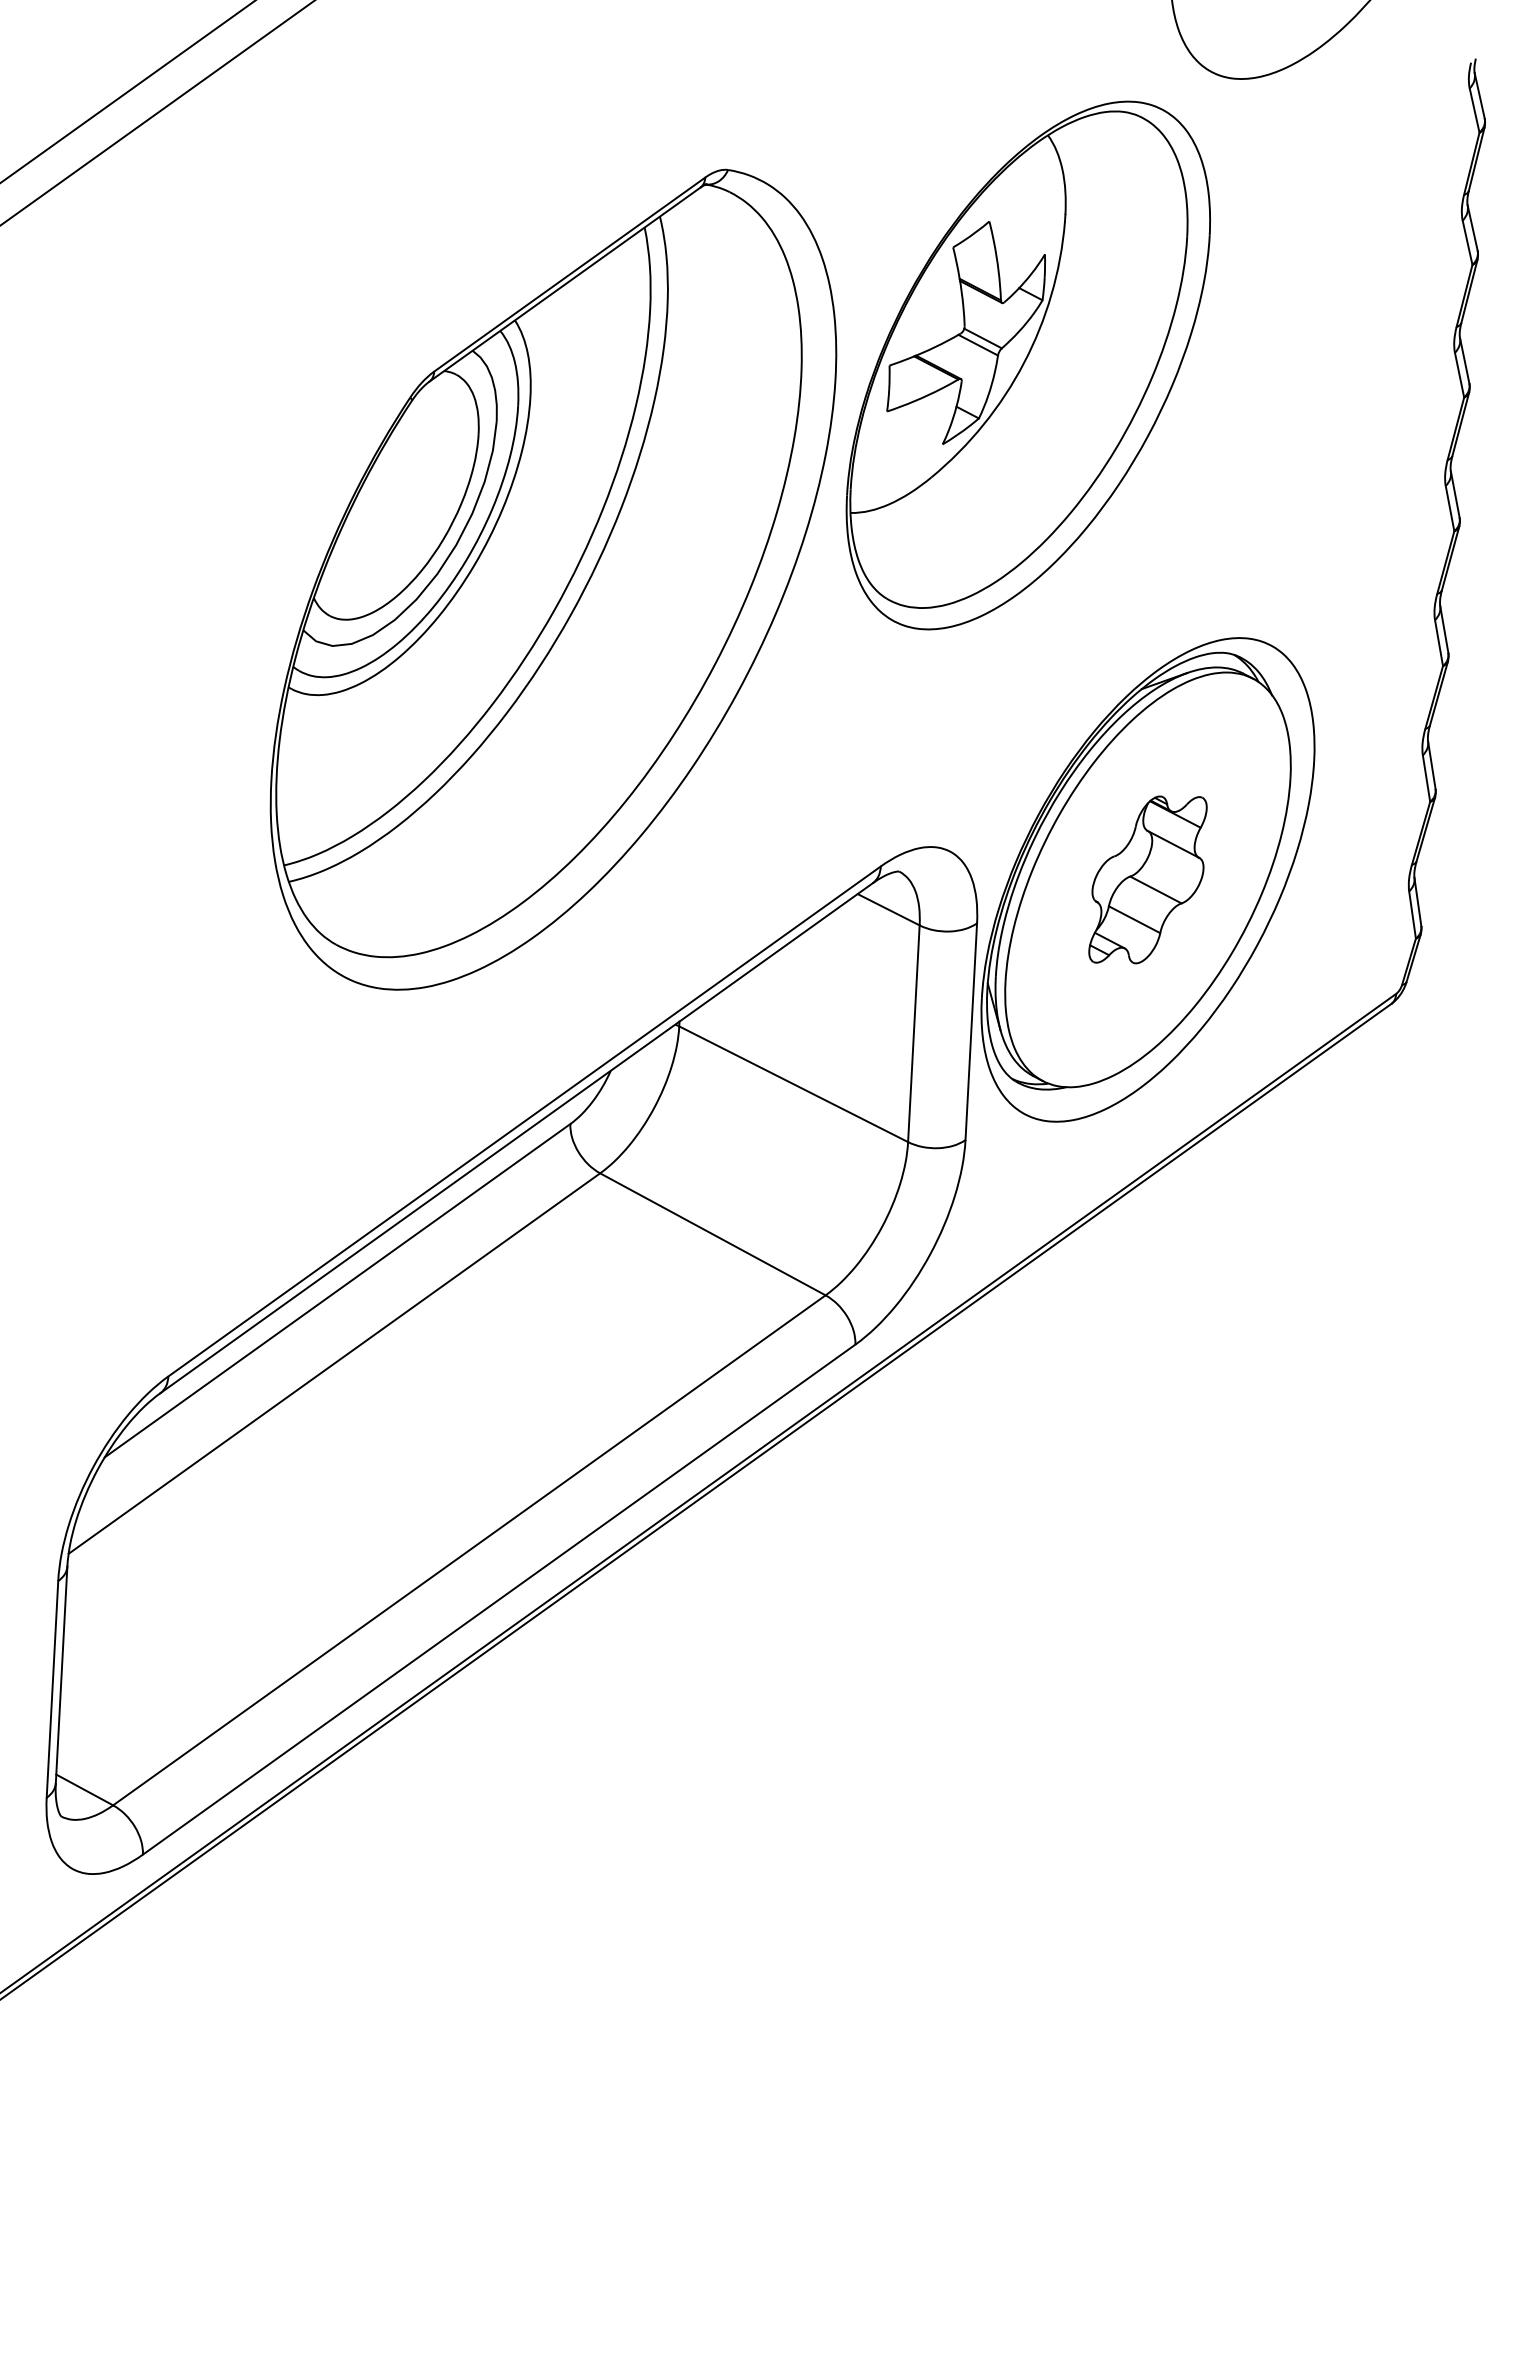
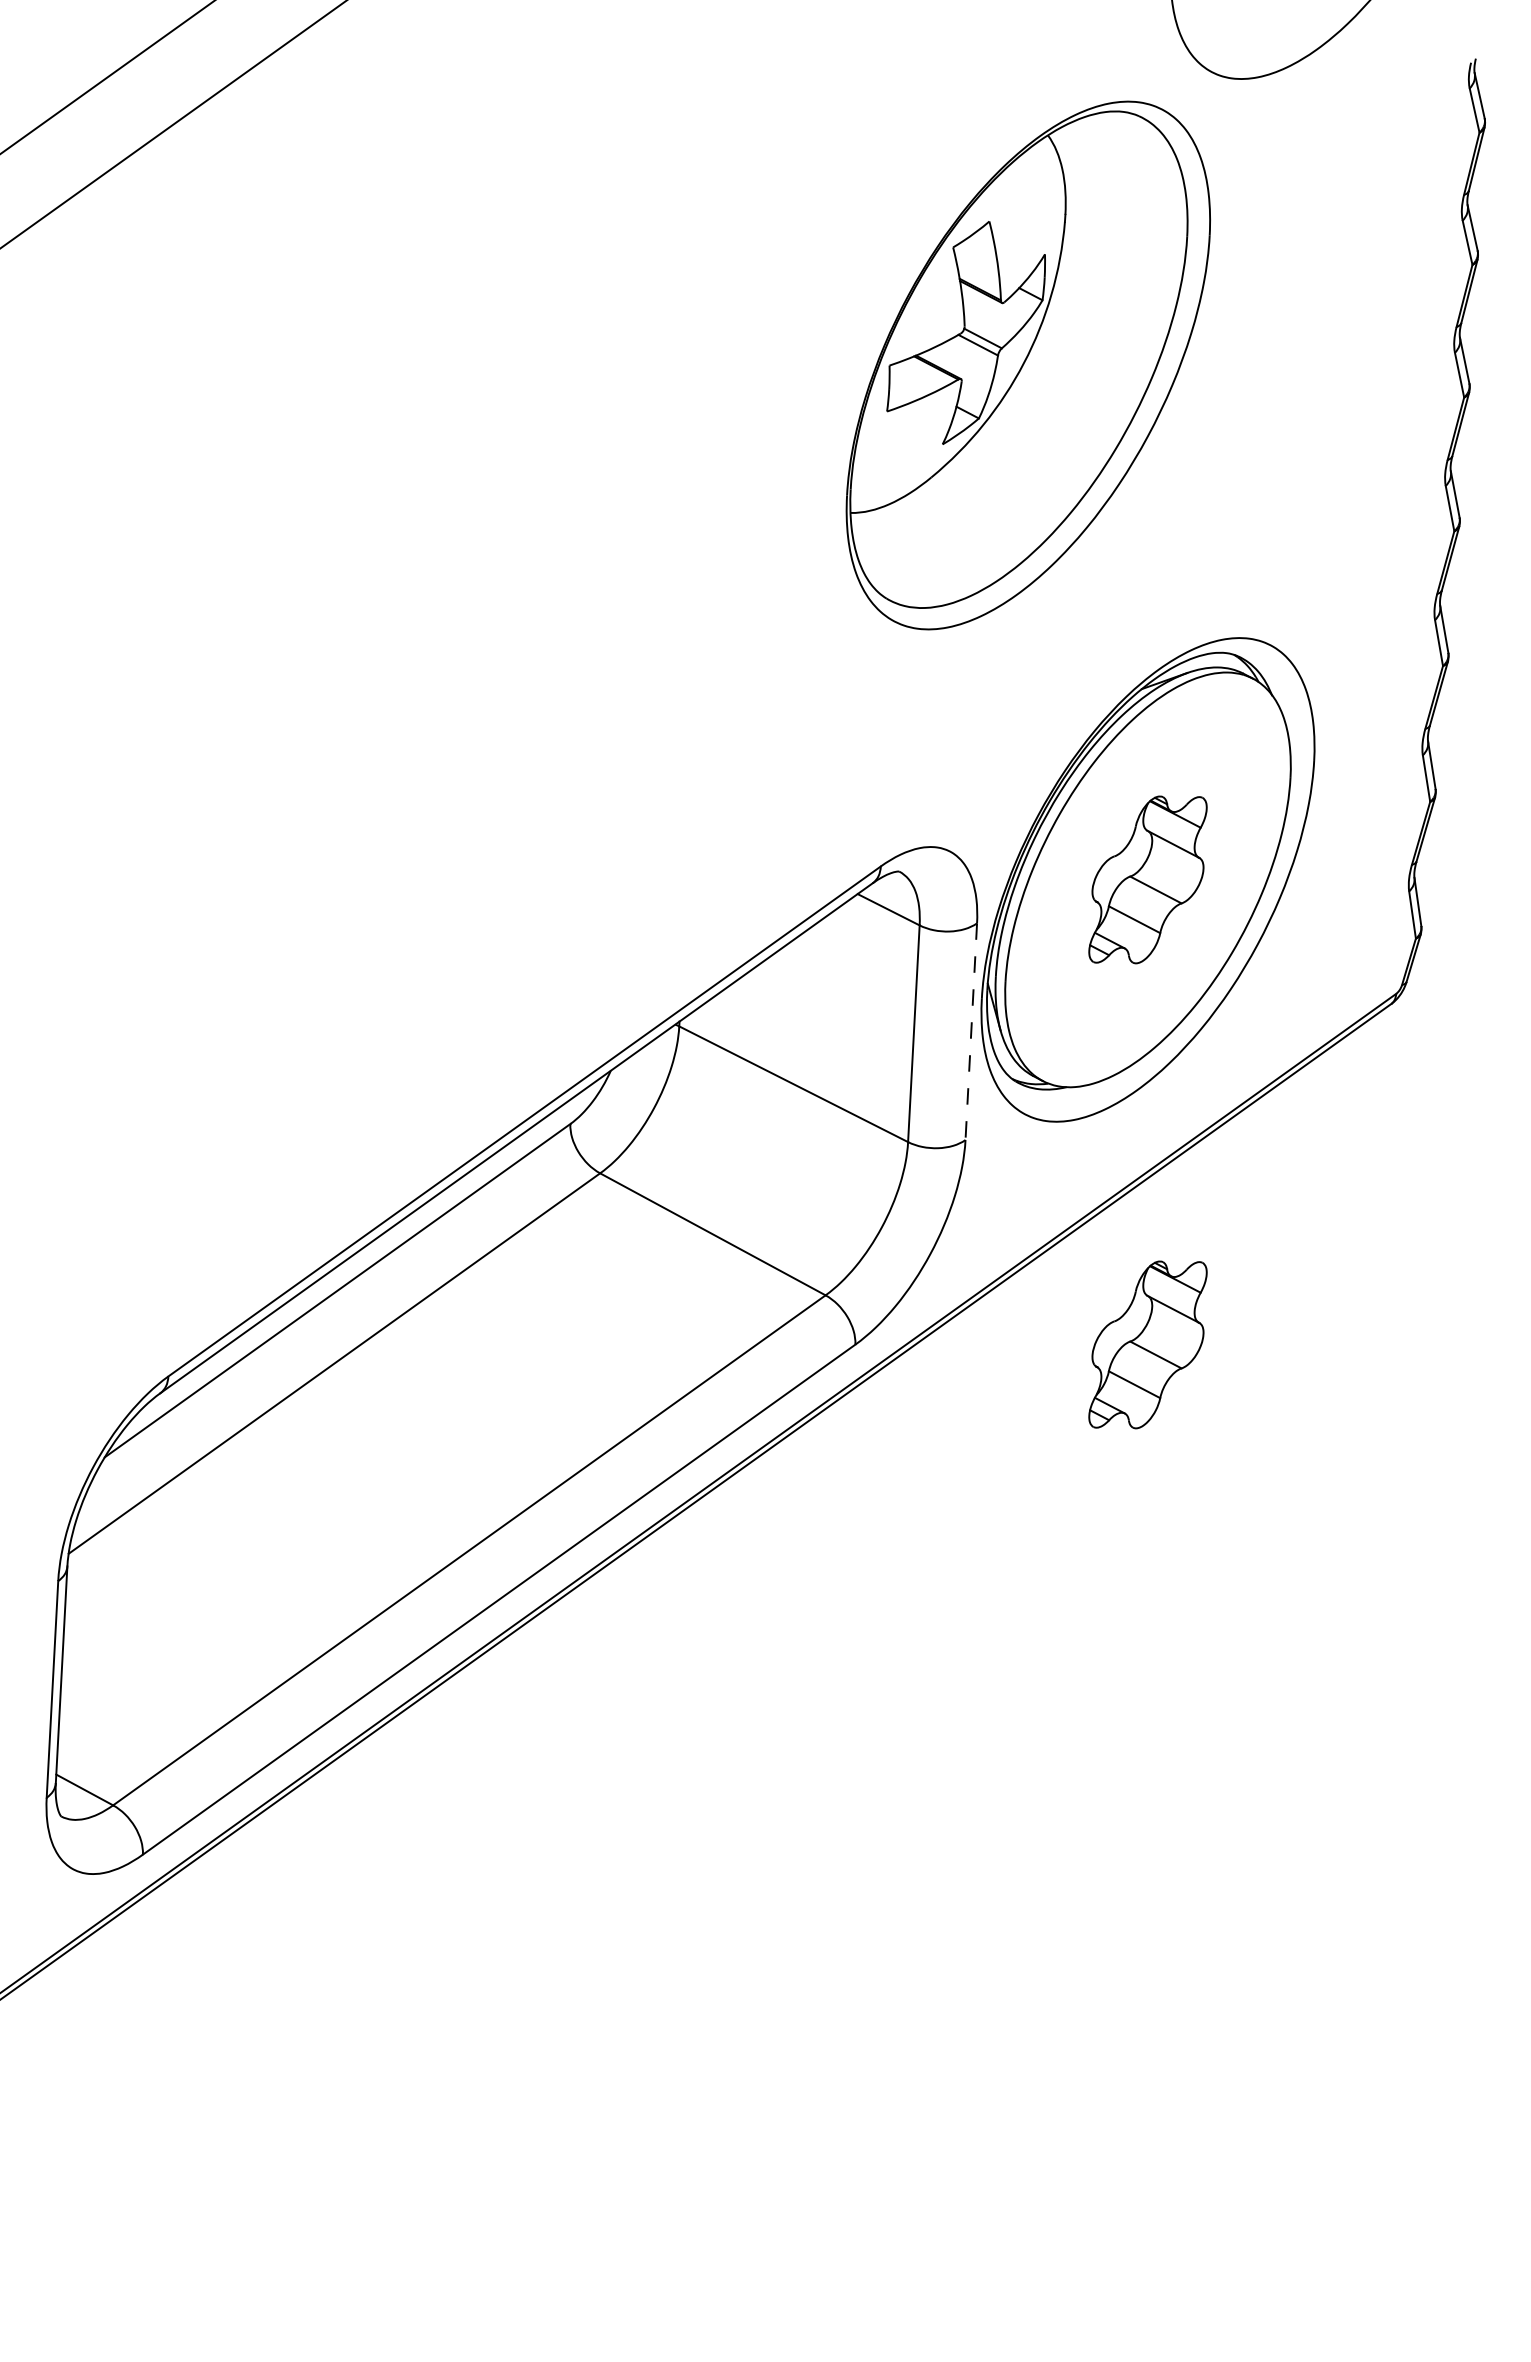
line position: (127, 91) -> (107, 77) (107, 77)
line position: (157, 113) -> (173, 124) (173, 124)
part: present -> none (553, 579)
line: solid -> dashed (971, 1032)
part: none -> present (1147, 1344)
